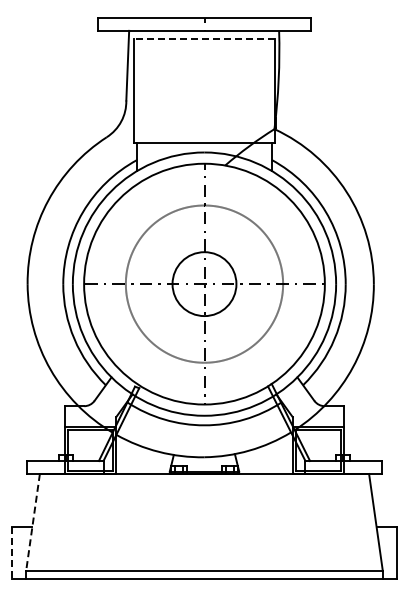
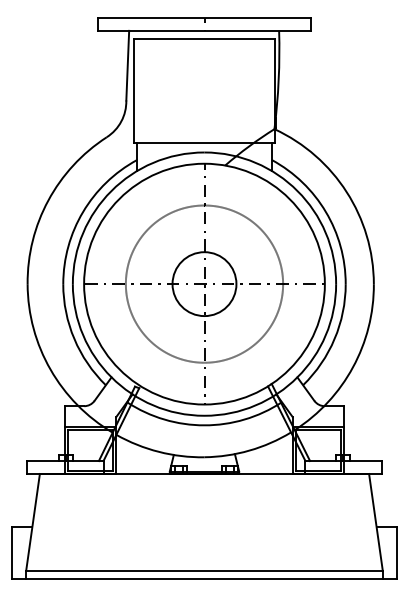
line: dashed -> solid (204, 38)
line: dashed -> solid (33, 522)
line: dashed -> solid (12, 553)
